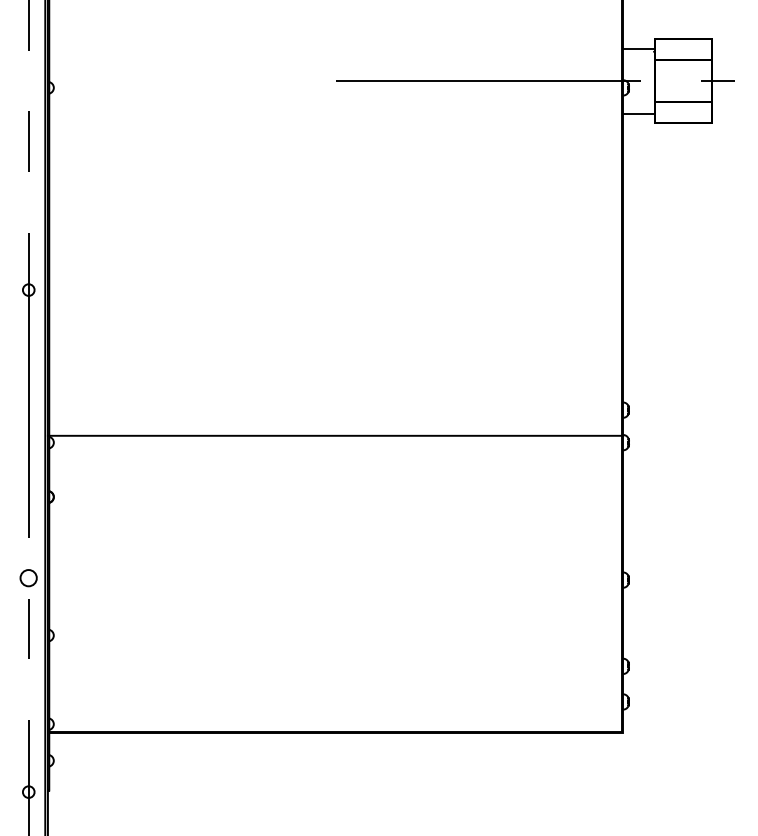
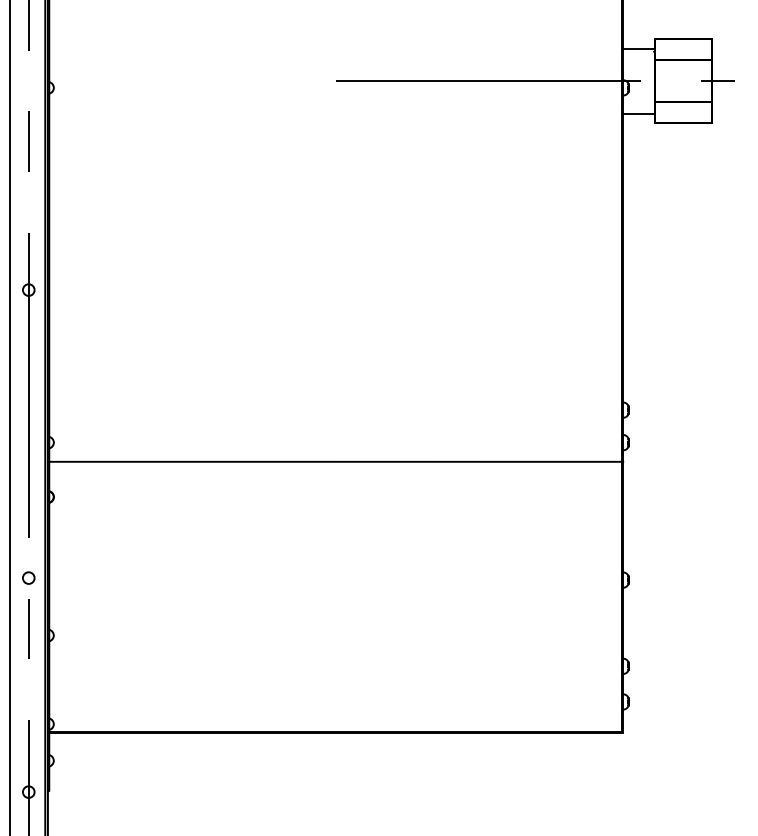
line: none -> present (9, 417)
line position: (335, 435) -> (335, 461) (335, 461)
circle size: 19x19 px -> 14x14 px (28, 577)
